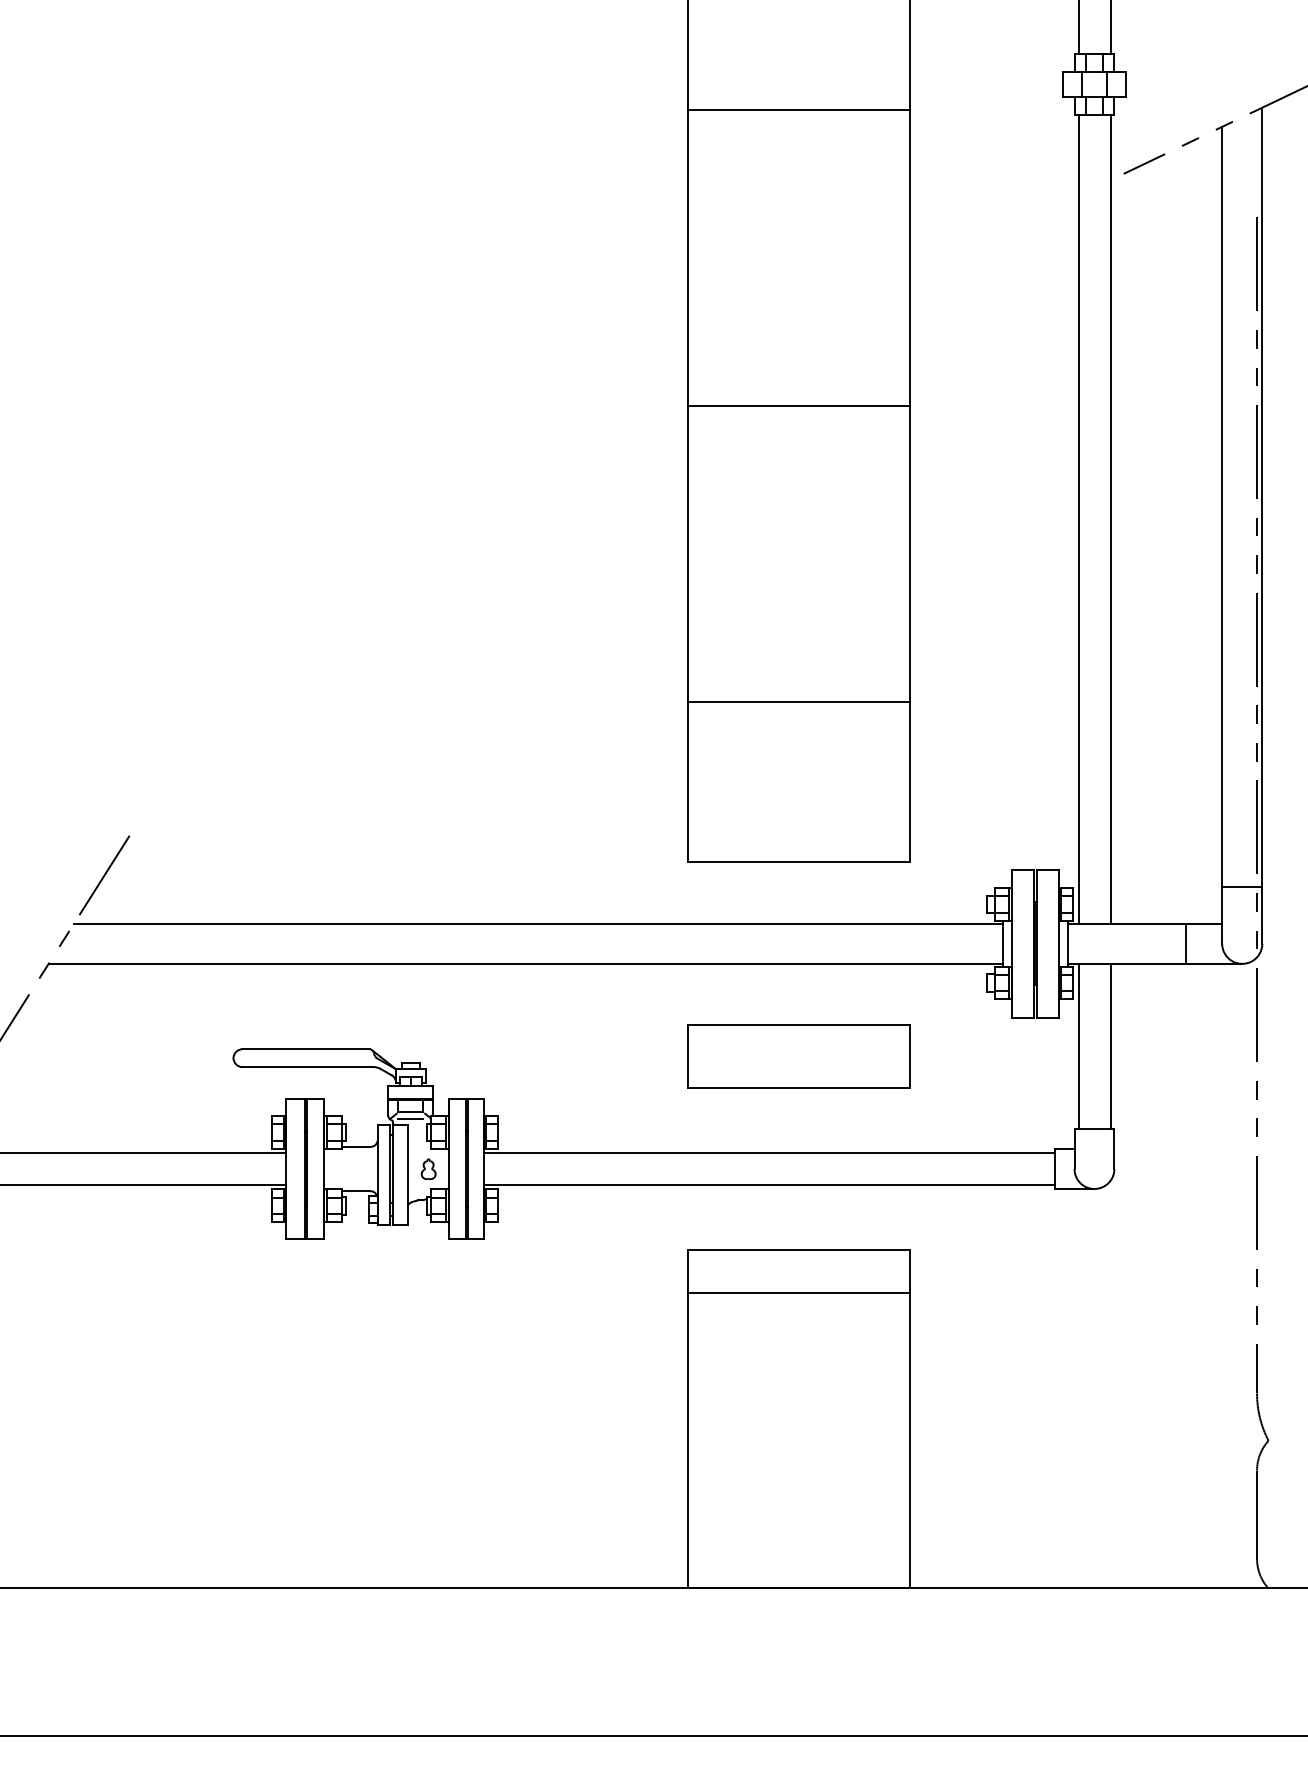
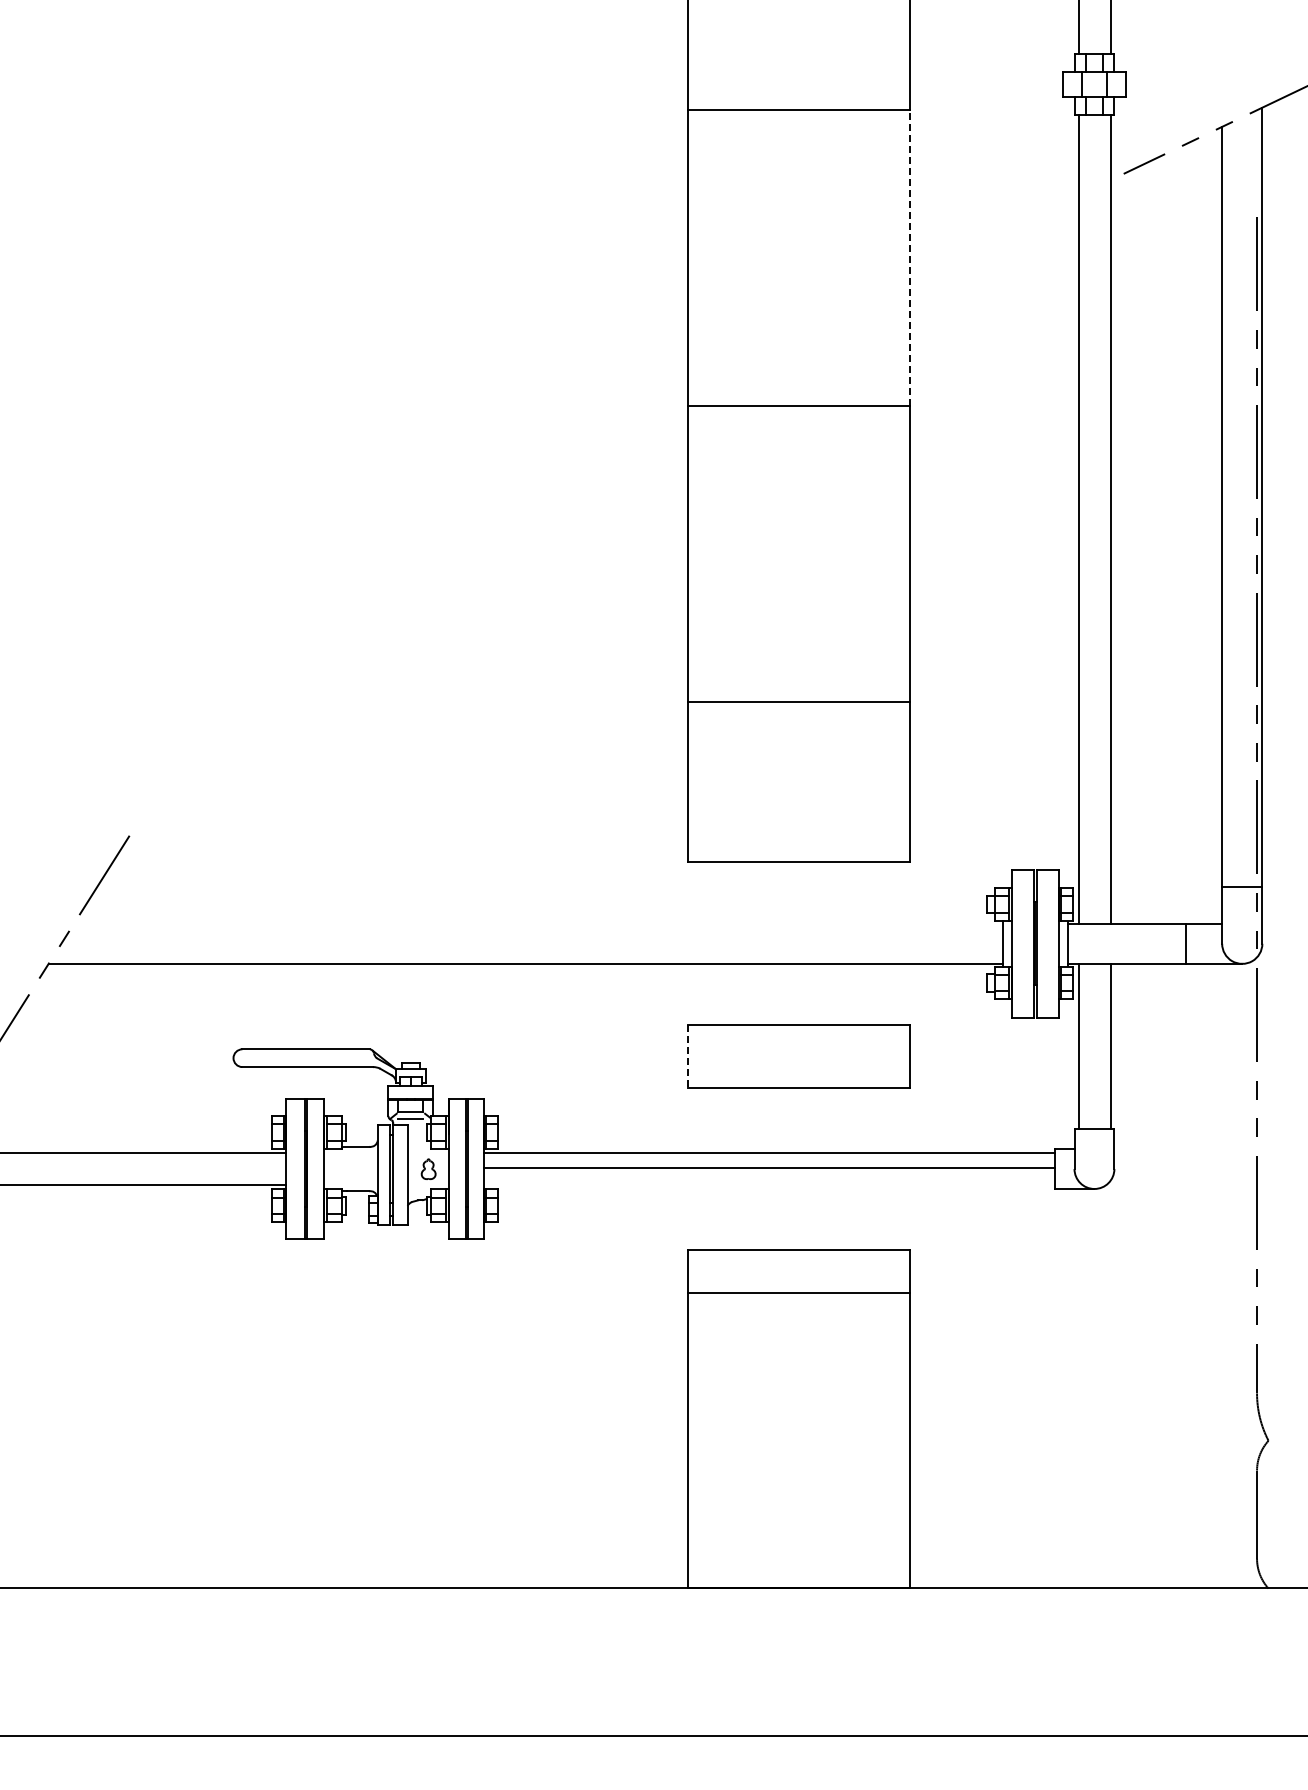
line: solid -> dashed (909, 258)
line: present -> none (538, 923)
line: solid -> dashed (688, 1056)
line position: (769, 1185) -> (769, 1168) (769, 1168)
